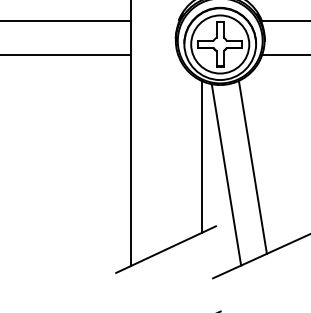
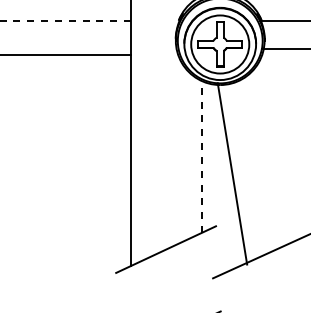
line: solid -> dashed (65, 20)
line position: (284, 54) -> (284, 48) (284, 48)
line: solid -> dashed (201, 156)
line: present -> none (252, 166)
line position: (226, 174) -> (232, 173) (232, 173)
